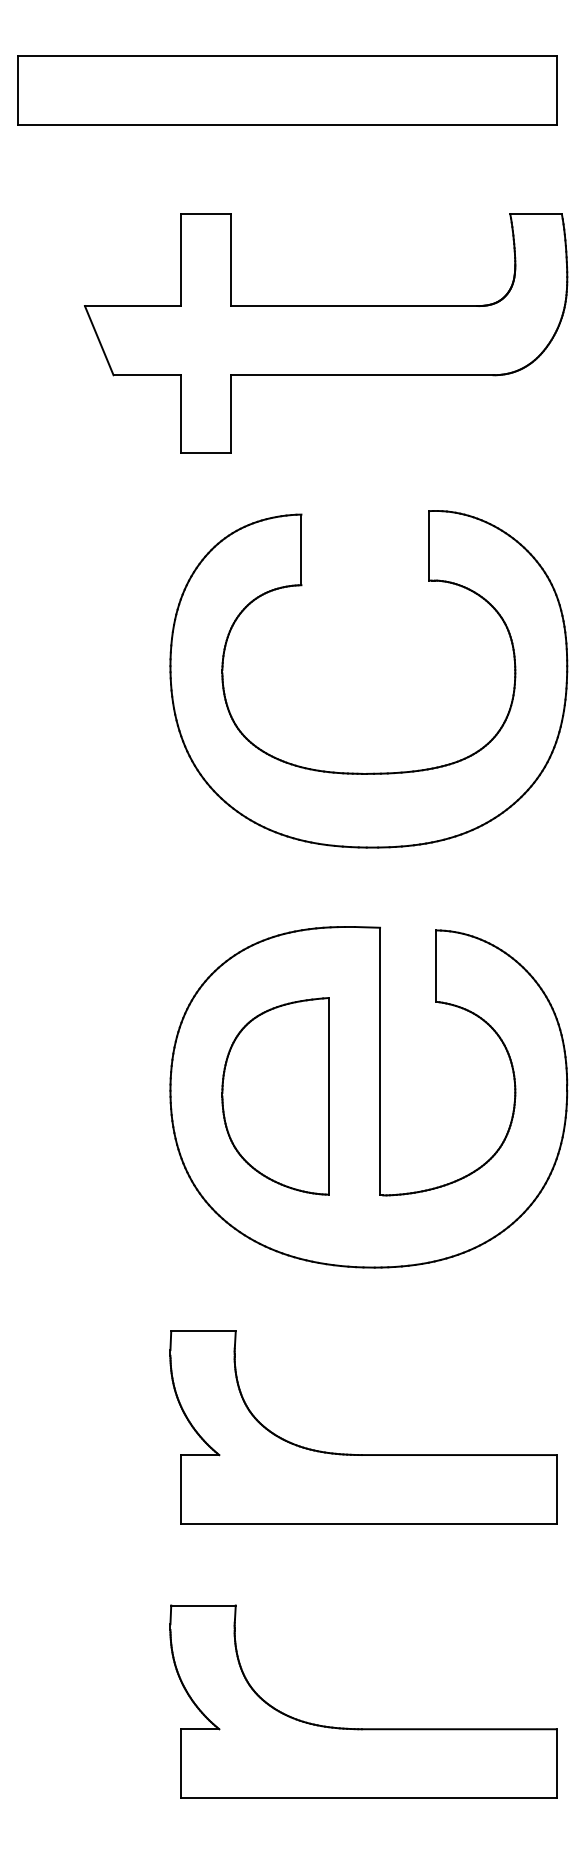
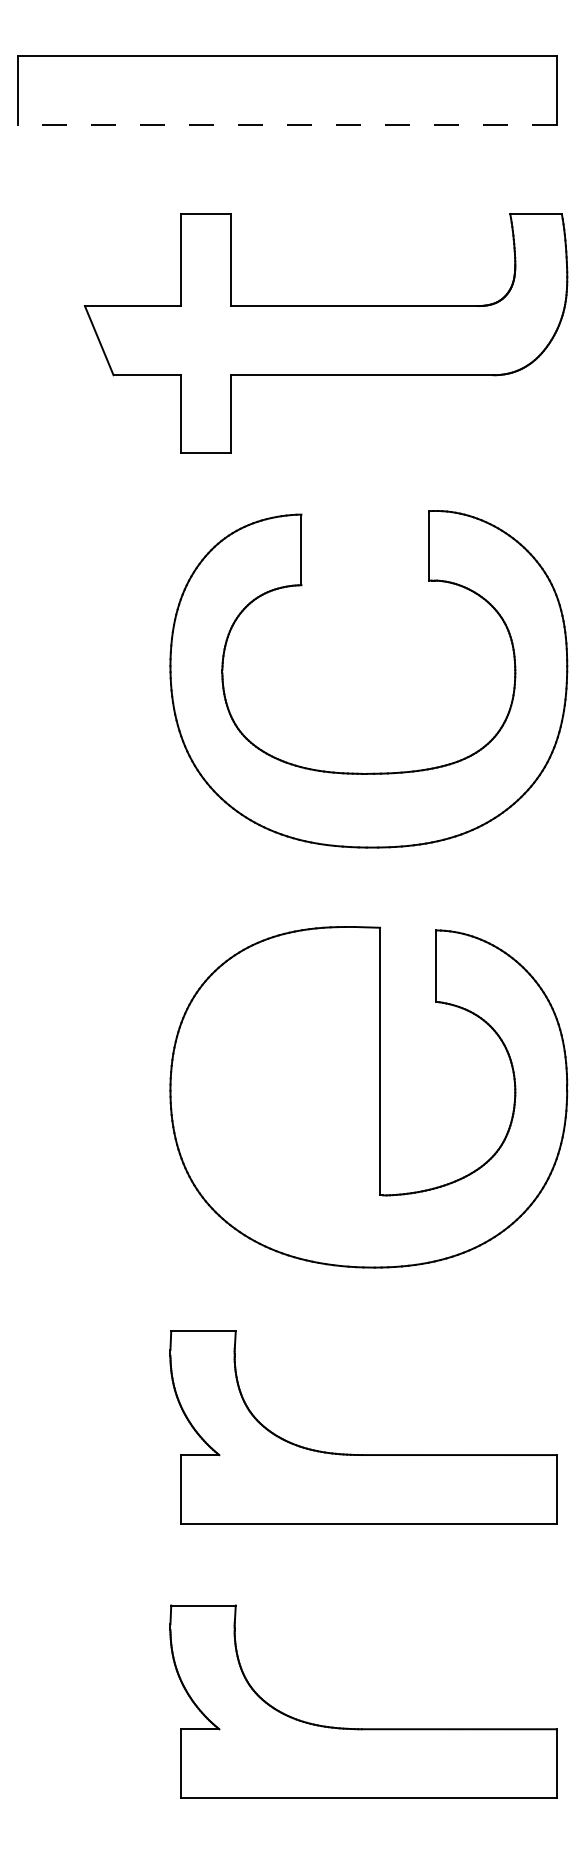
line: solid -> dashed (286, 124)
part: present -> none (275, 1096)
